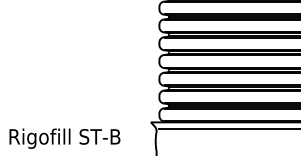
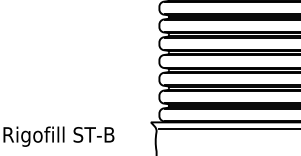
text position: (64, 138) -> (58, 136) (58, 136)
